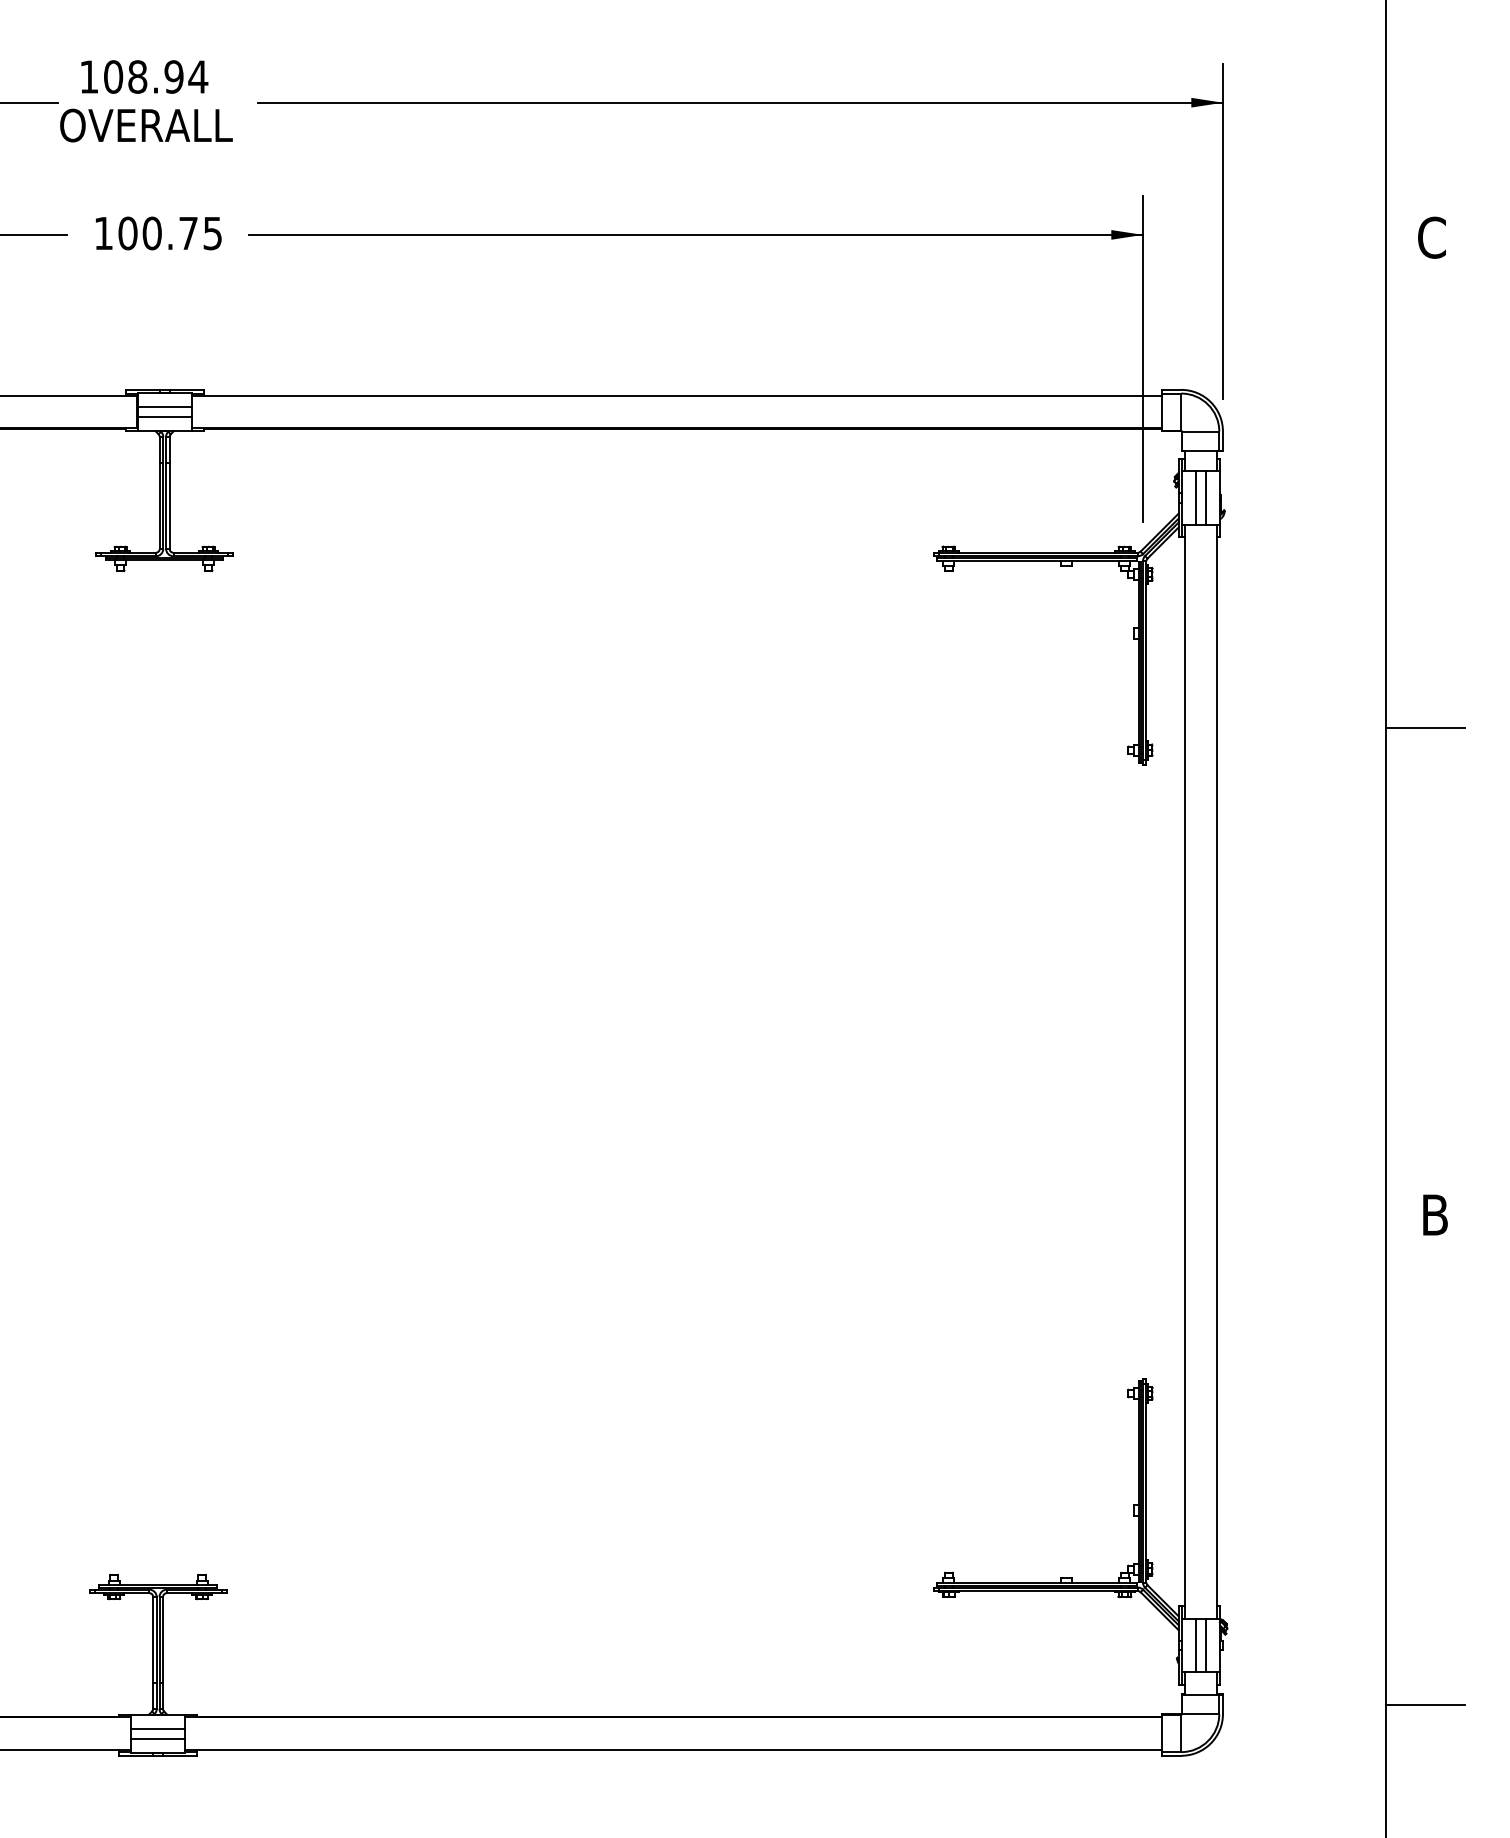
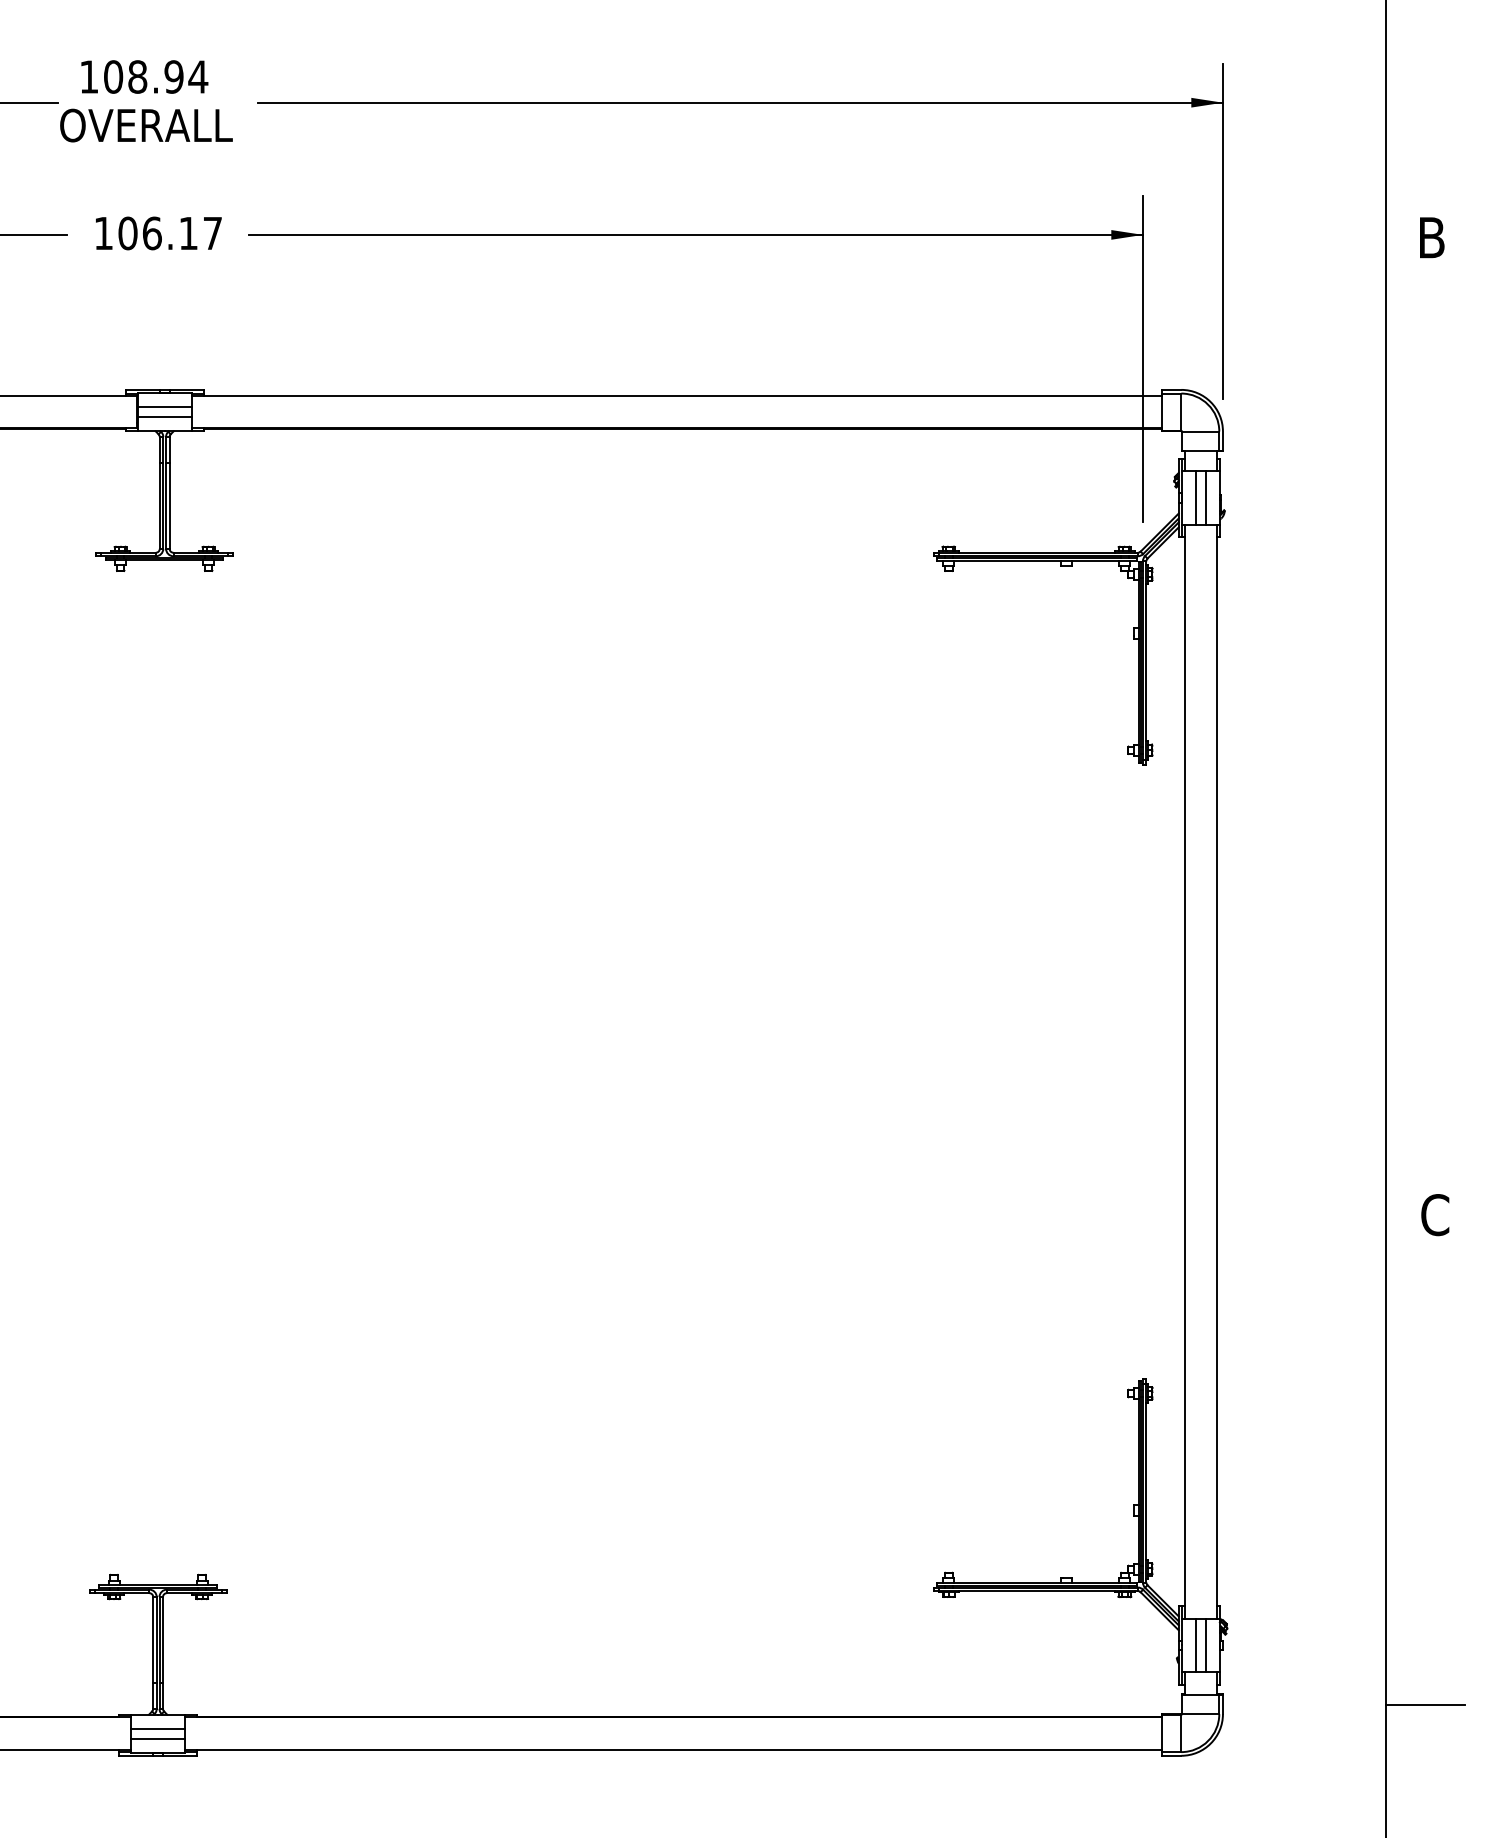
text: 100.75 -> 106.17 (181, 233)
text: C -> B (1431, 237)
line: present -> none (1425, 727)
text: B -> C (1435, 1215)
